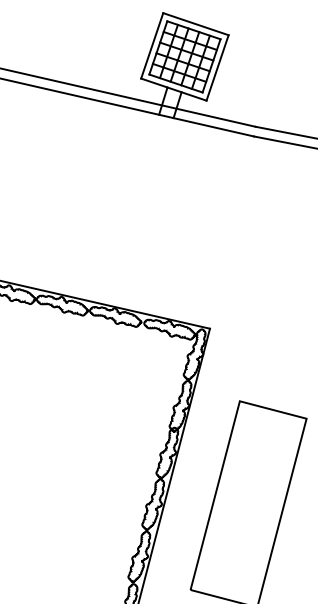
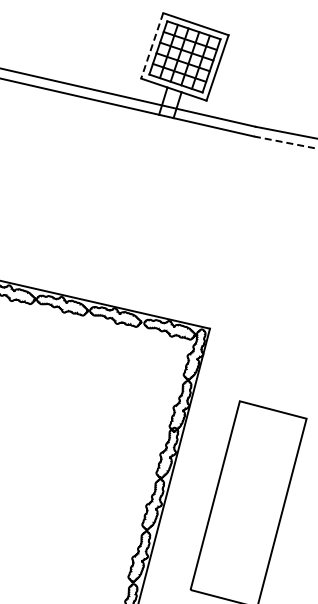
line: solid -> dashed (152, 45)
line: solid -> dashed (286, 142)
